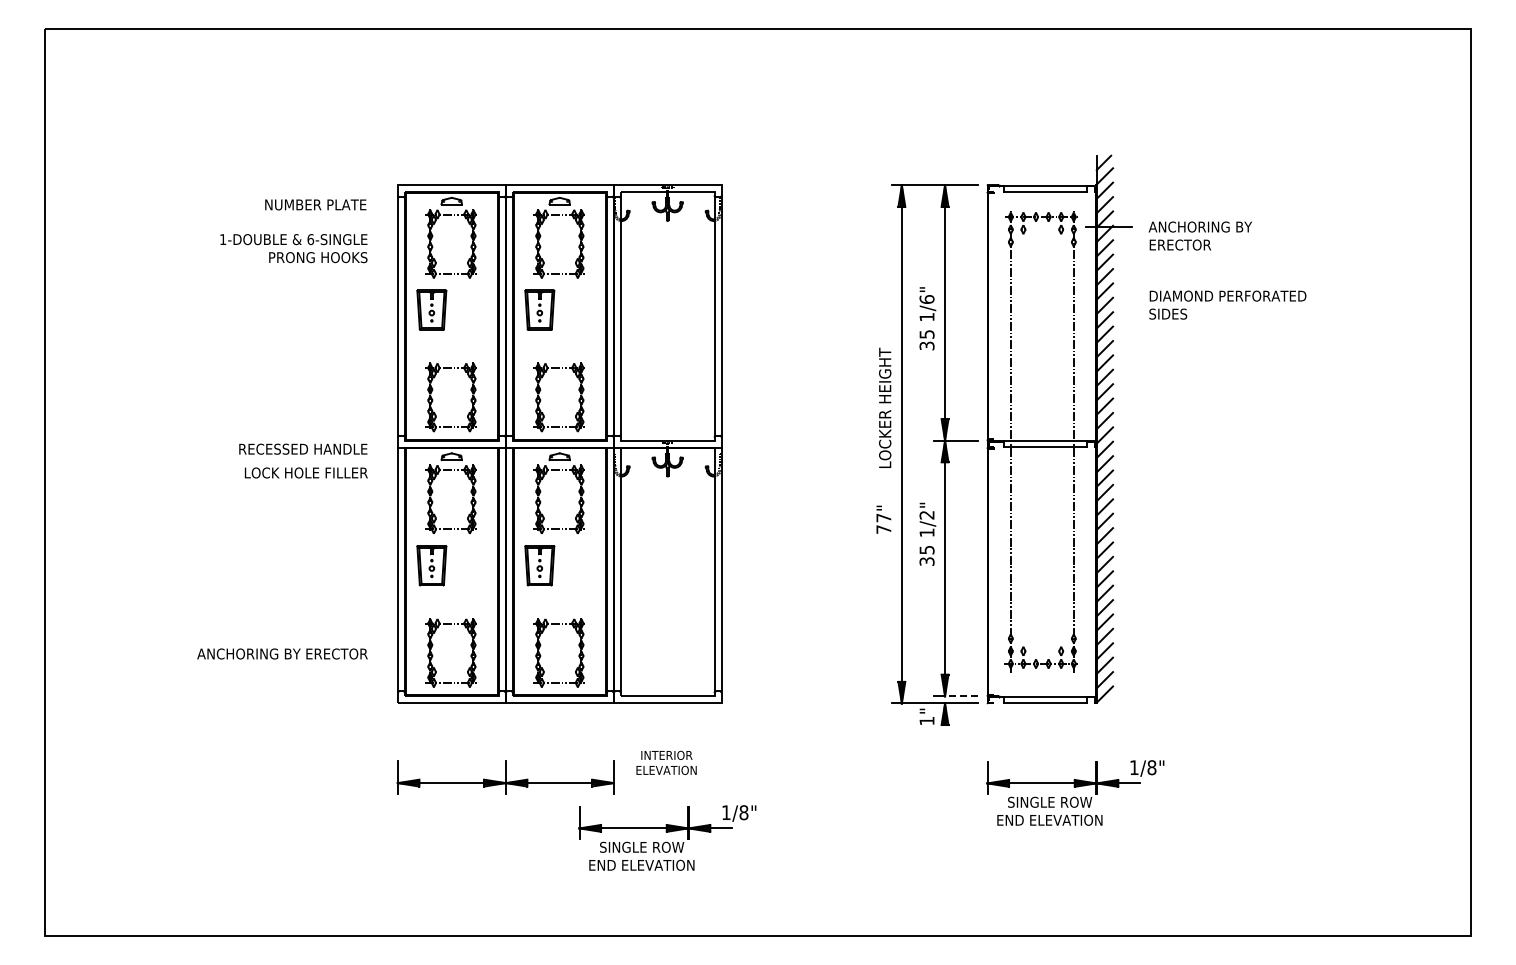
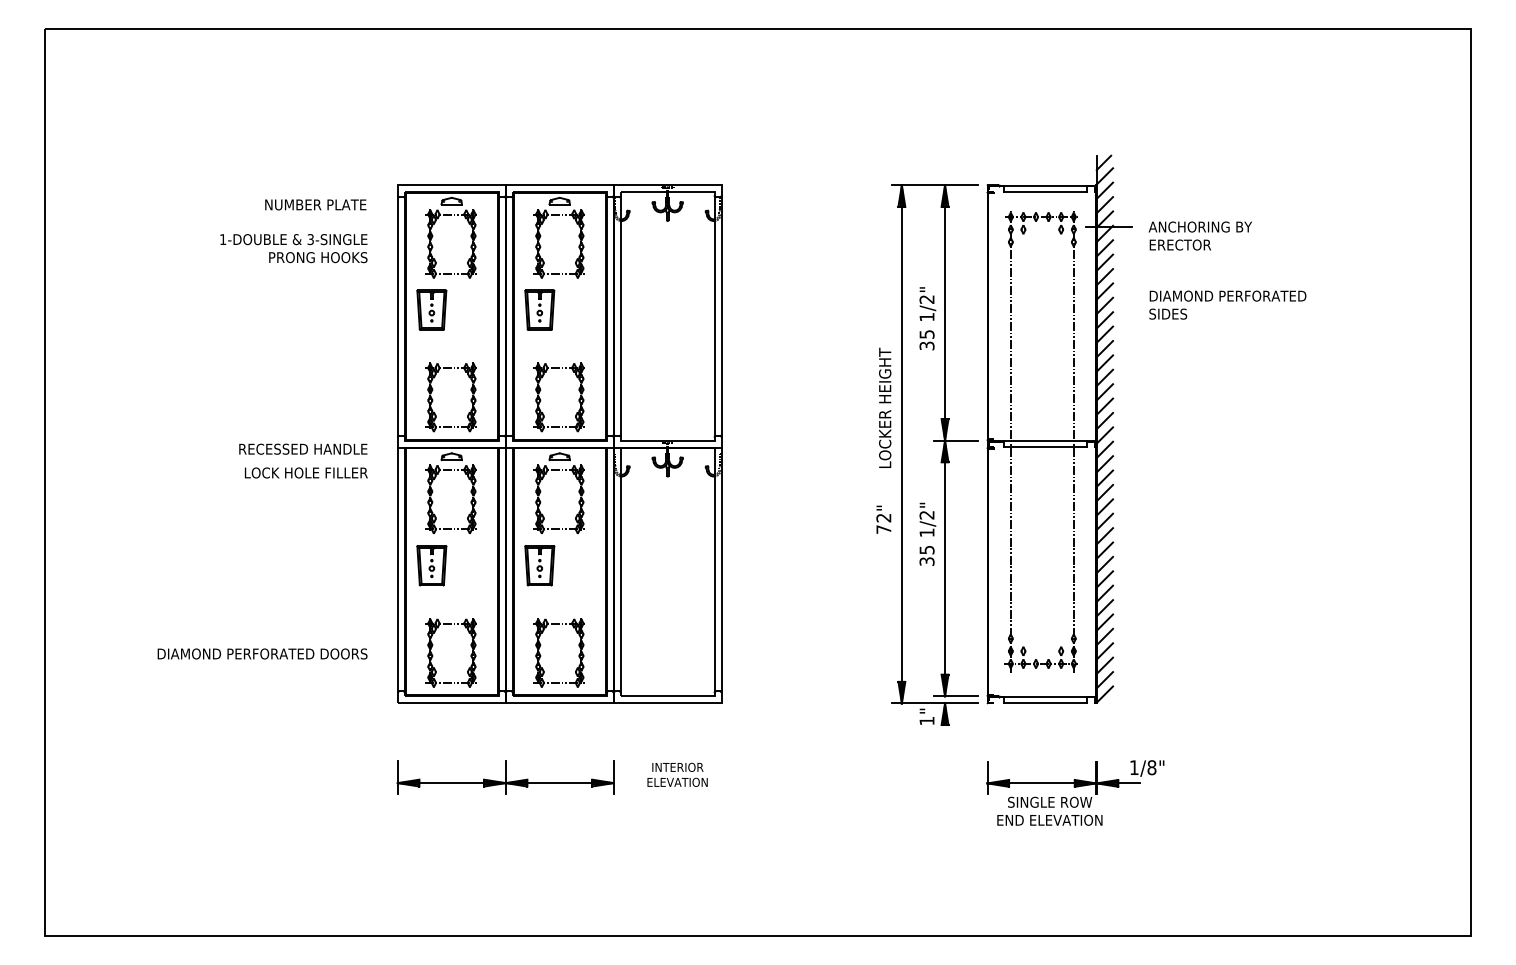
text: 6-SINGLE -> 3-SINGLE (310, 239)
text: 1/6" -> 1/2" (926, 299)
text: 77" -> 72" (883, 517)
text: ANCHORING BY ERECTOR -> DIAMOND PERFORATED DOORS (262, 653)
line: dashed -> solid (960, 696)
text position: (666, 762) -> (677, 774) (677, 774)
part: present -> none (667, 837)
